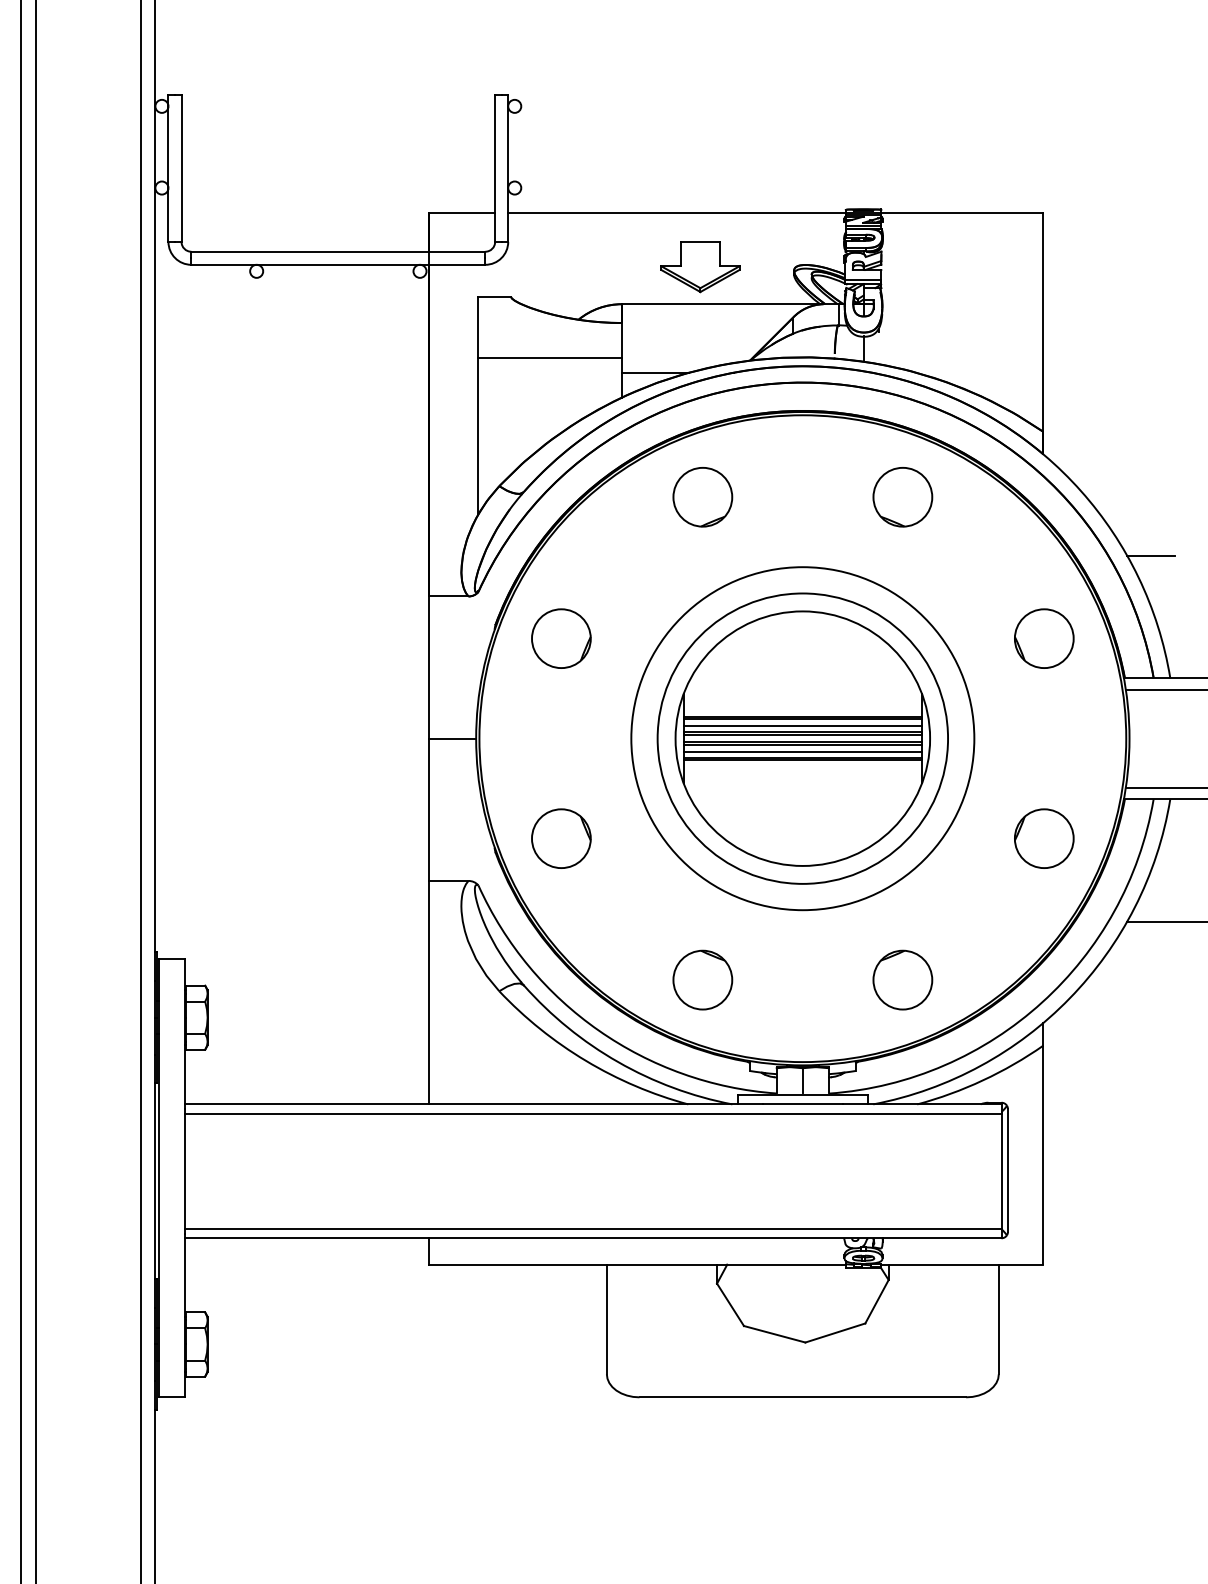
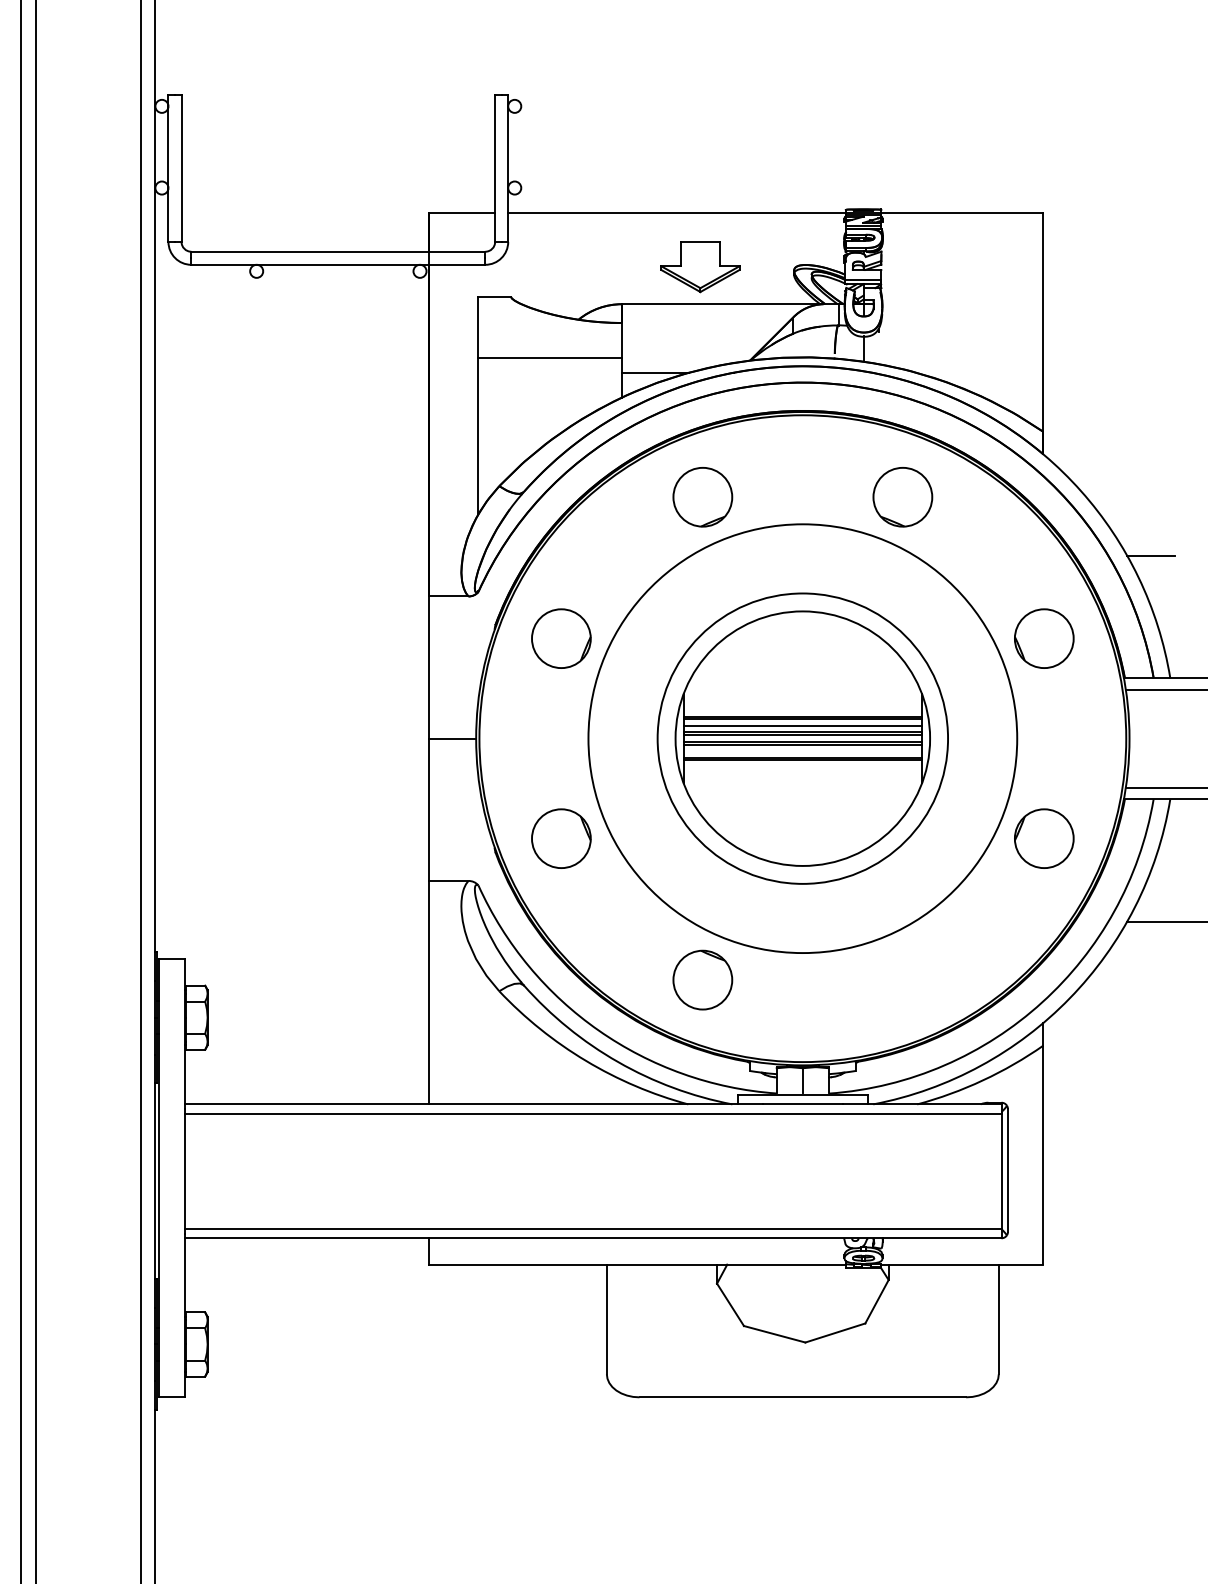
circle diameter: 343 px -> 429 px (802, 738)
line: present -> none (802, 751)
part: present -> none (902, 979)
